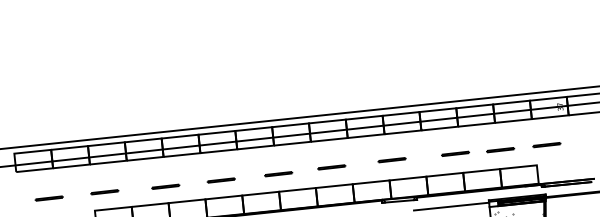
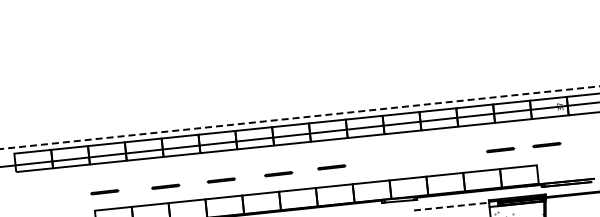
line: solid -> dashed (299, 117)
line: present -> none (455, 153)
line: present -> none (391, 160)
line: present -> none (48, 198)
line: solid -> dashed (451, 206)
